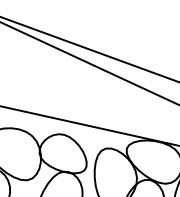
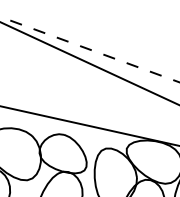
line: solid -> dashed (89, 49)
